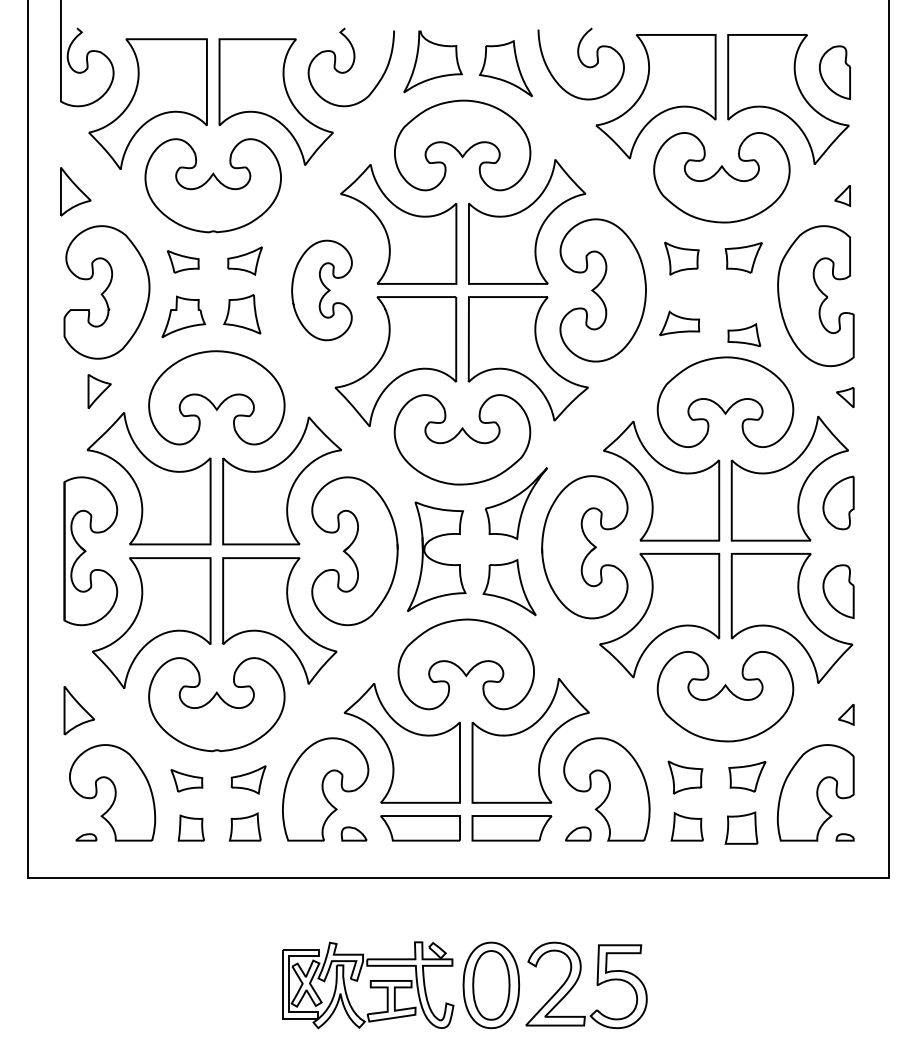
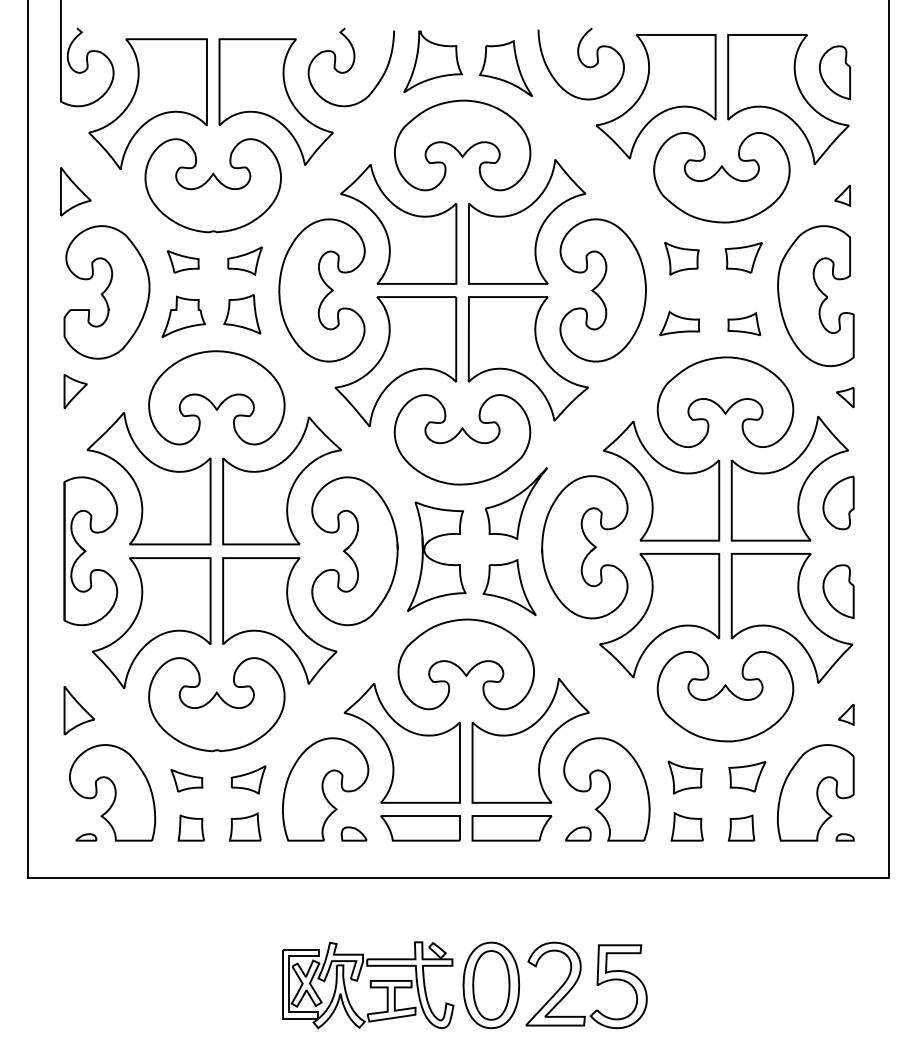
part size: 62x103 px -> 88x145 px (321, 290)
part position: (744, 334) -> (744, 323) (744, 323)
part position: (99, 391) -> (75, 391) (75, 391)
part size: 35x34 px -> 29x28 px (741, 827)
